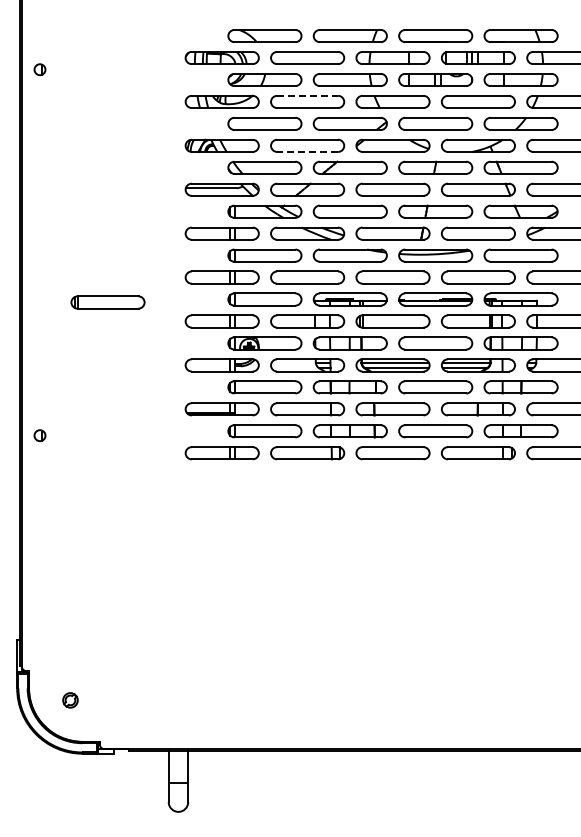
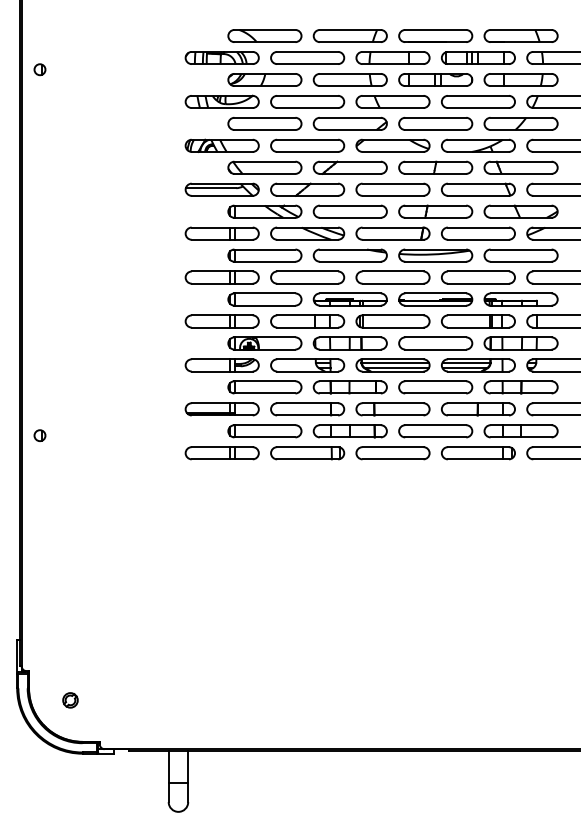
line: dashed -> solid (308, 95)
line: dashed -> solid (307, 151)
part: present -> none (107, 302)
